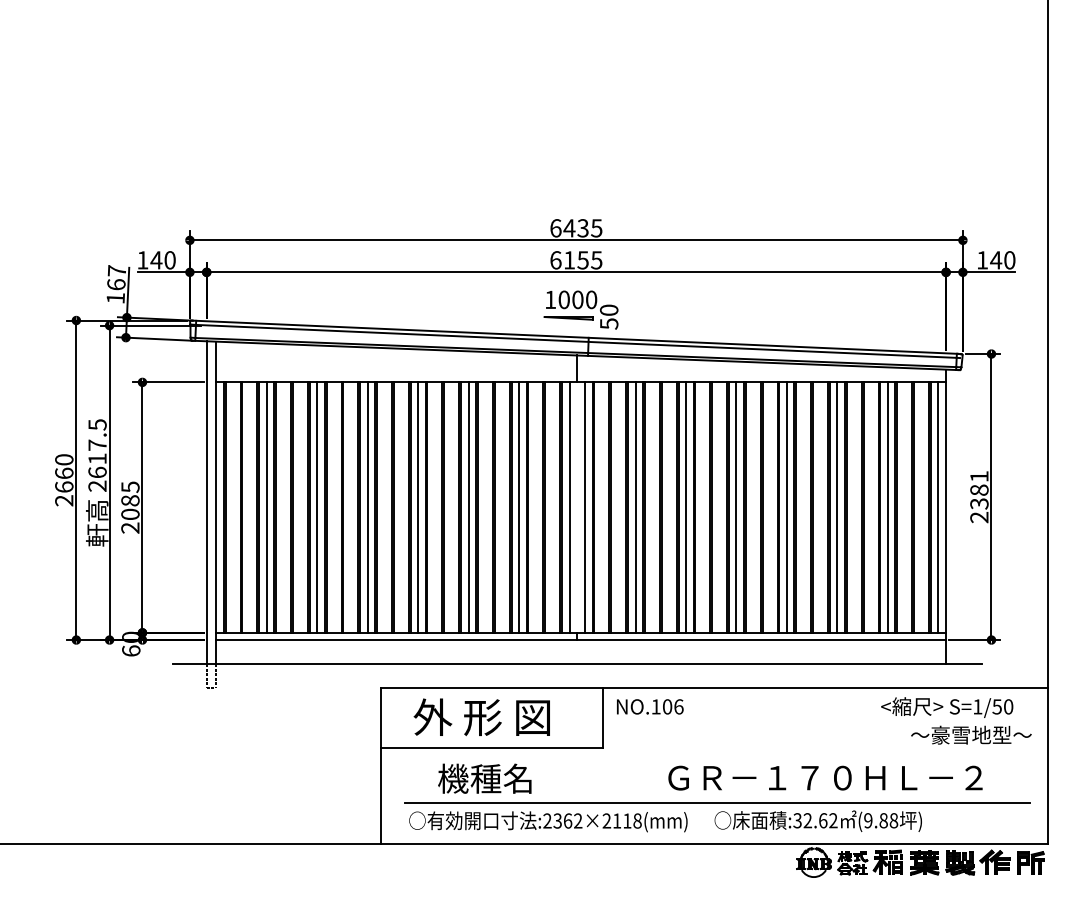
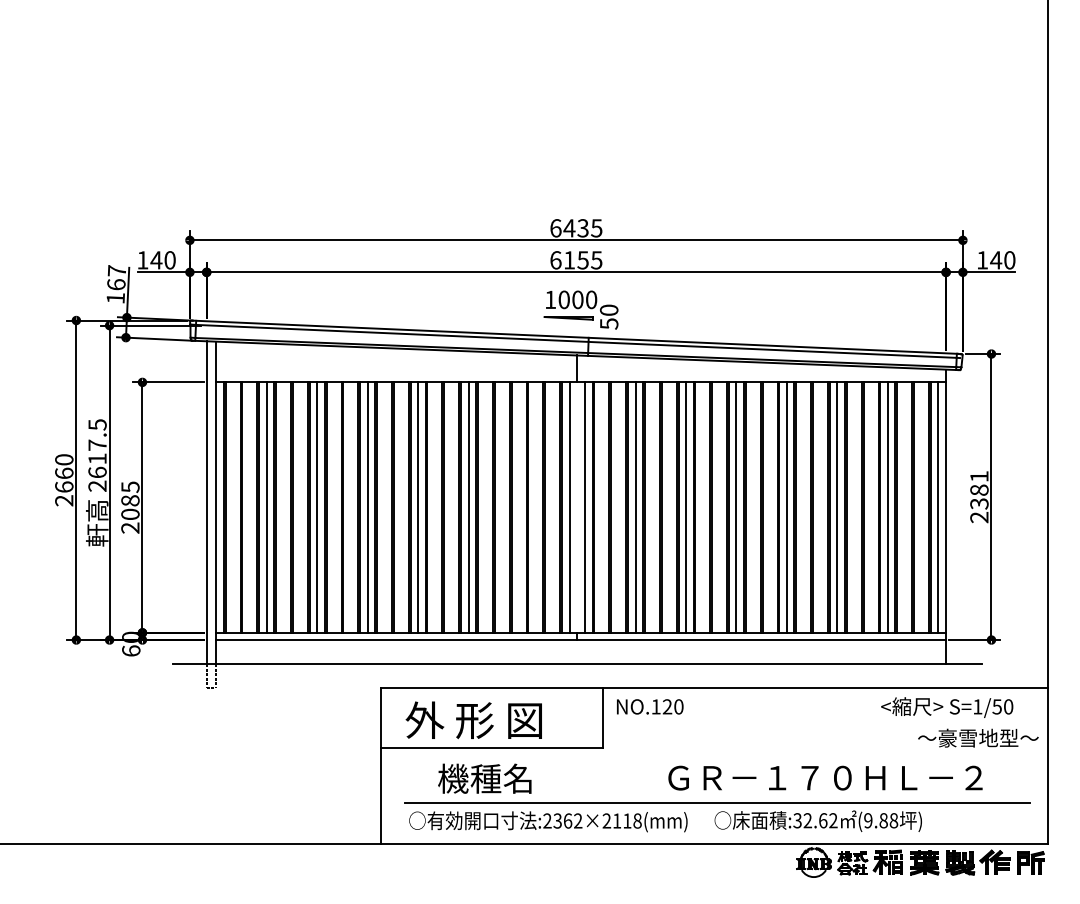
line: present -> none (519, 507)
text: NO.106 -> NO.120 (672, 706)
text position: (481, 717) -> (473, 720) (473, 720)
text position: (971, 734) -> (978, 737) (978, 737)
